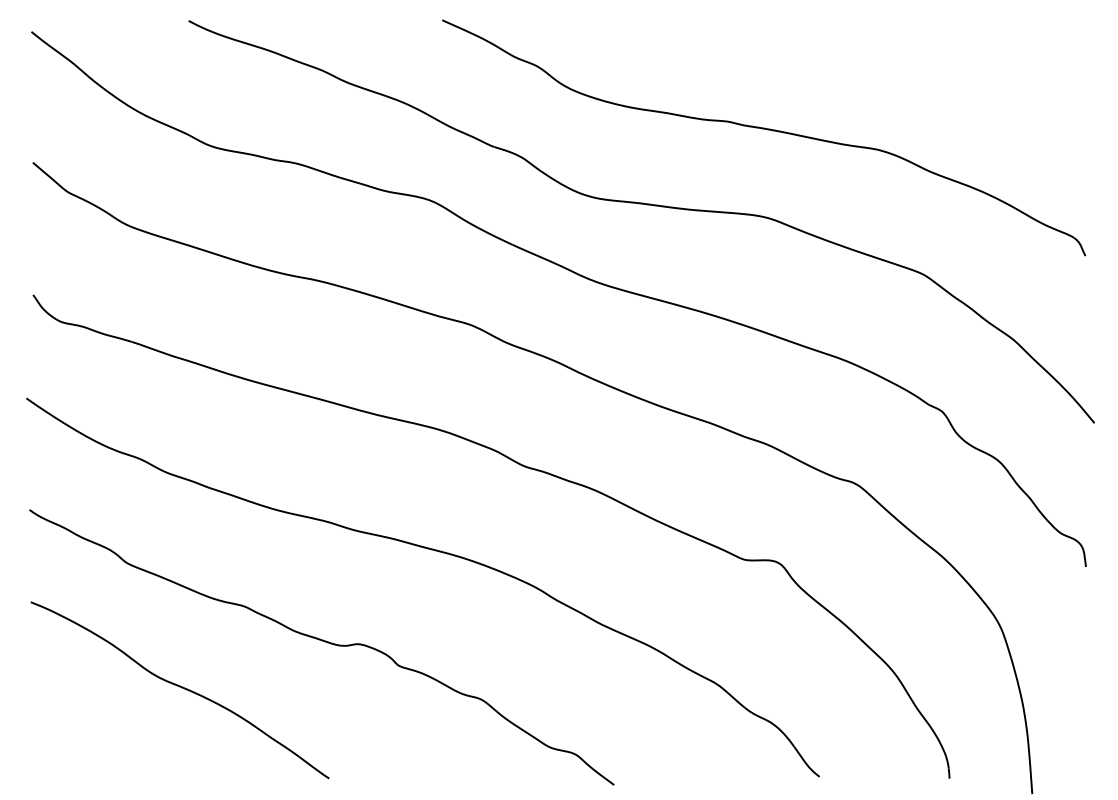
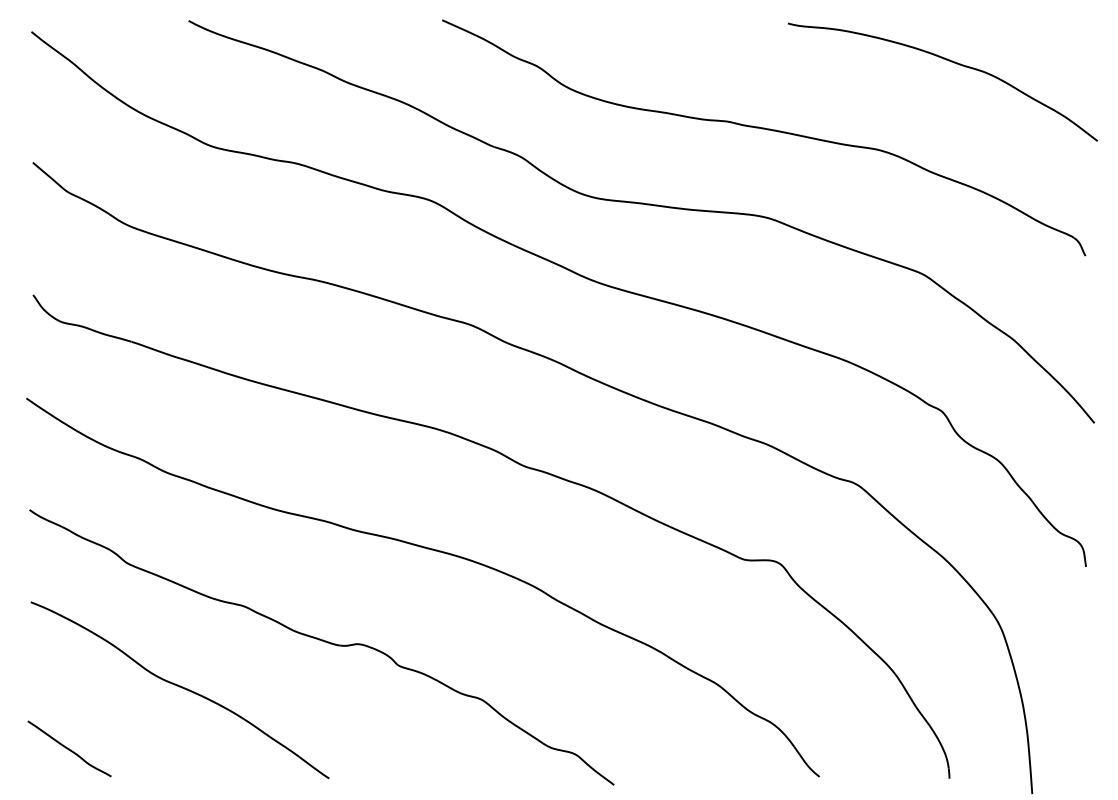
curve: none -> present (948, 61)
curve: none -> present (69, 748)
